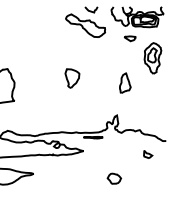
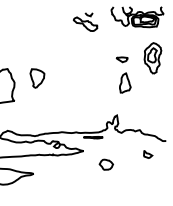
part size: 41x32 px -> 26x20 px (85, 21)
part position: (129, 38) -> (121, 59) (121, 59)
part position: (72, 78) -> (37, 78) (37, 78)
part position: (113, 178) -> (105, 164) (105, 164)
